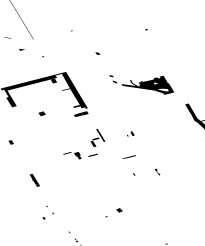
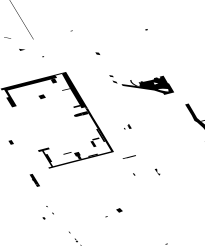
part position: (41, 113) -> (41, 96) (41, 96)
part position: (130, 133) -> (127, 126) (127, 126)
fill: none -> present (75, 138)
